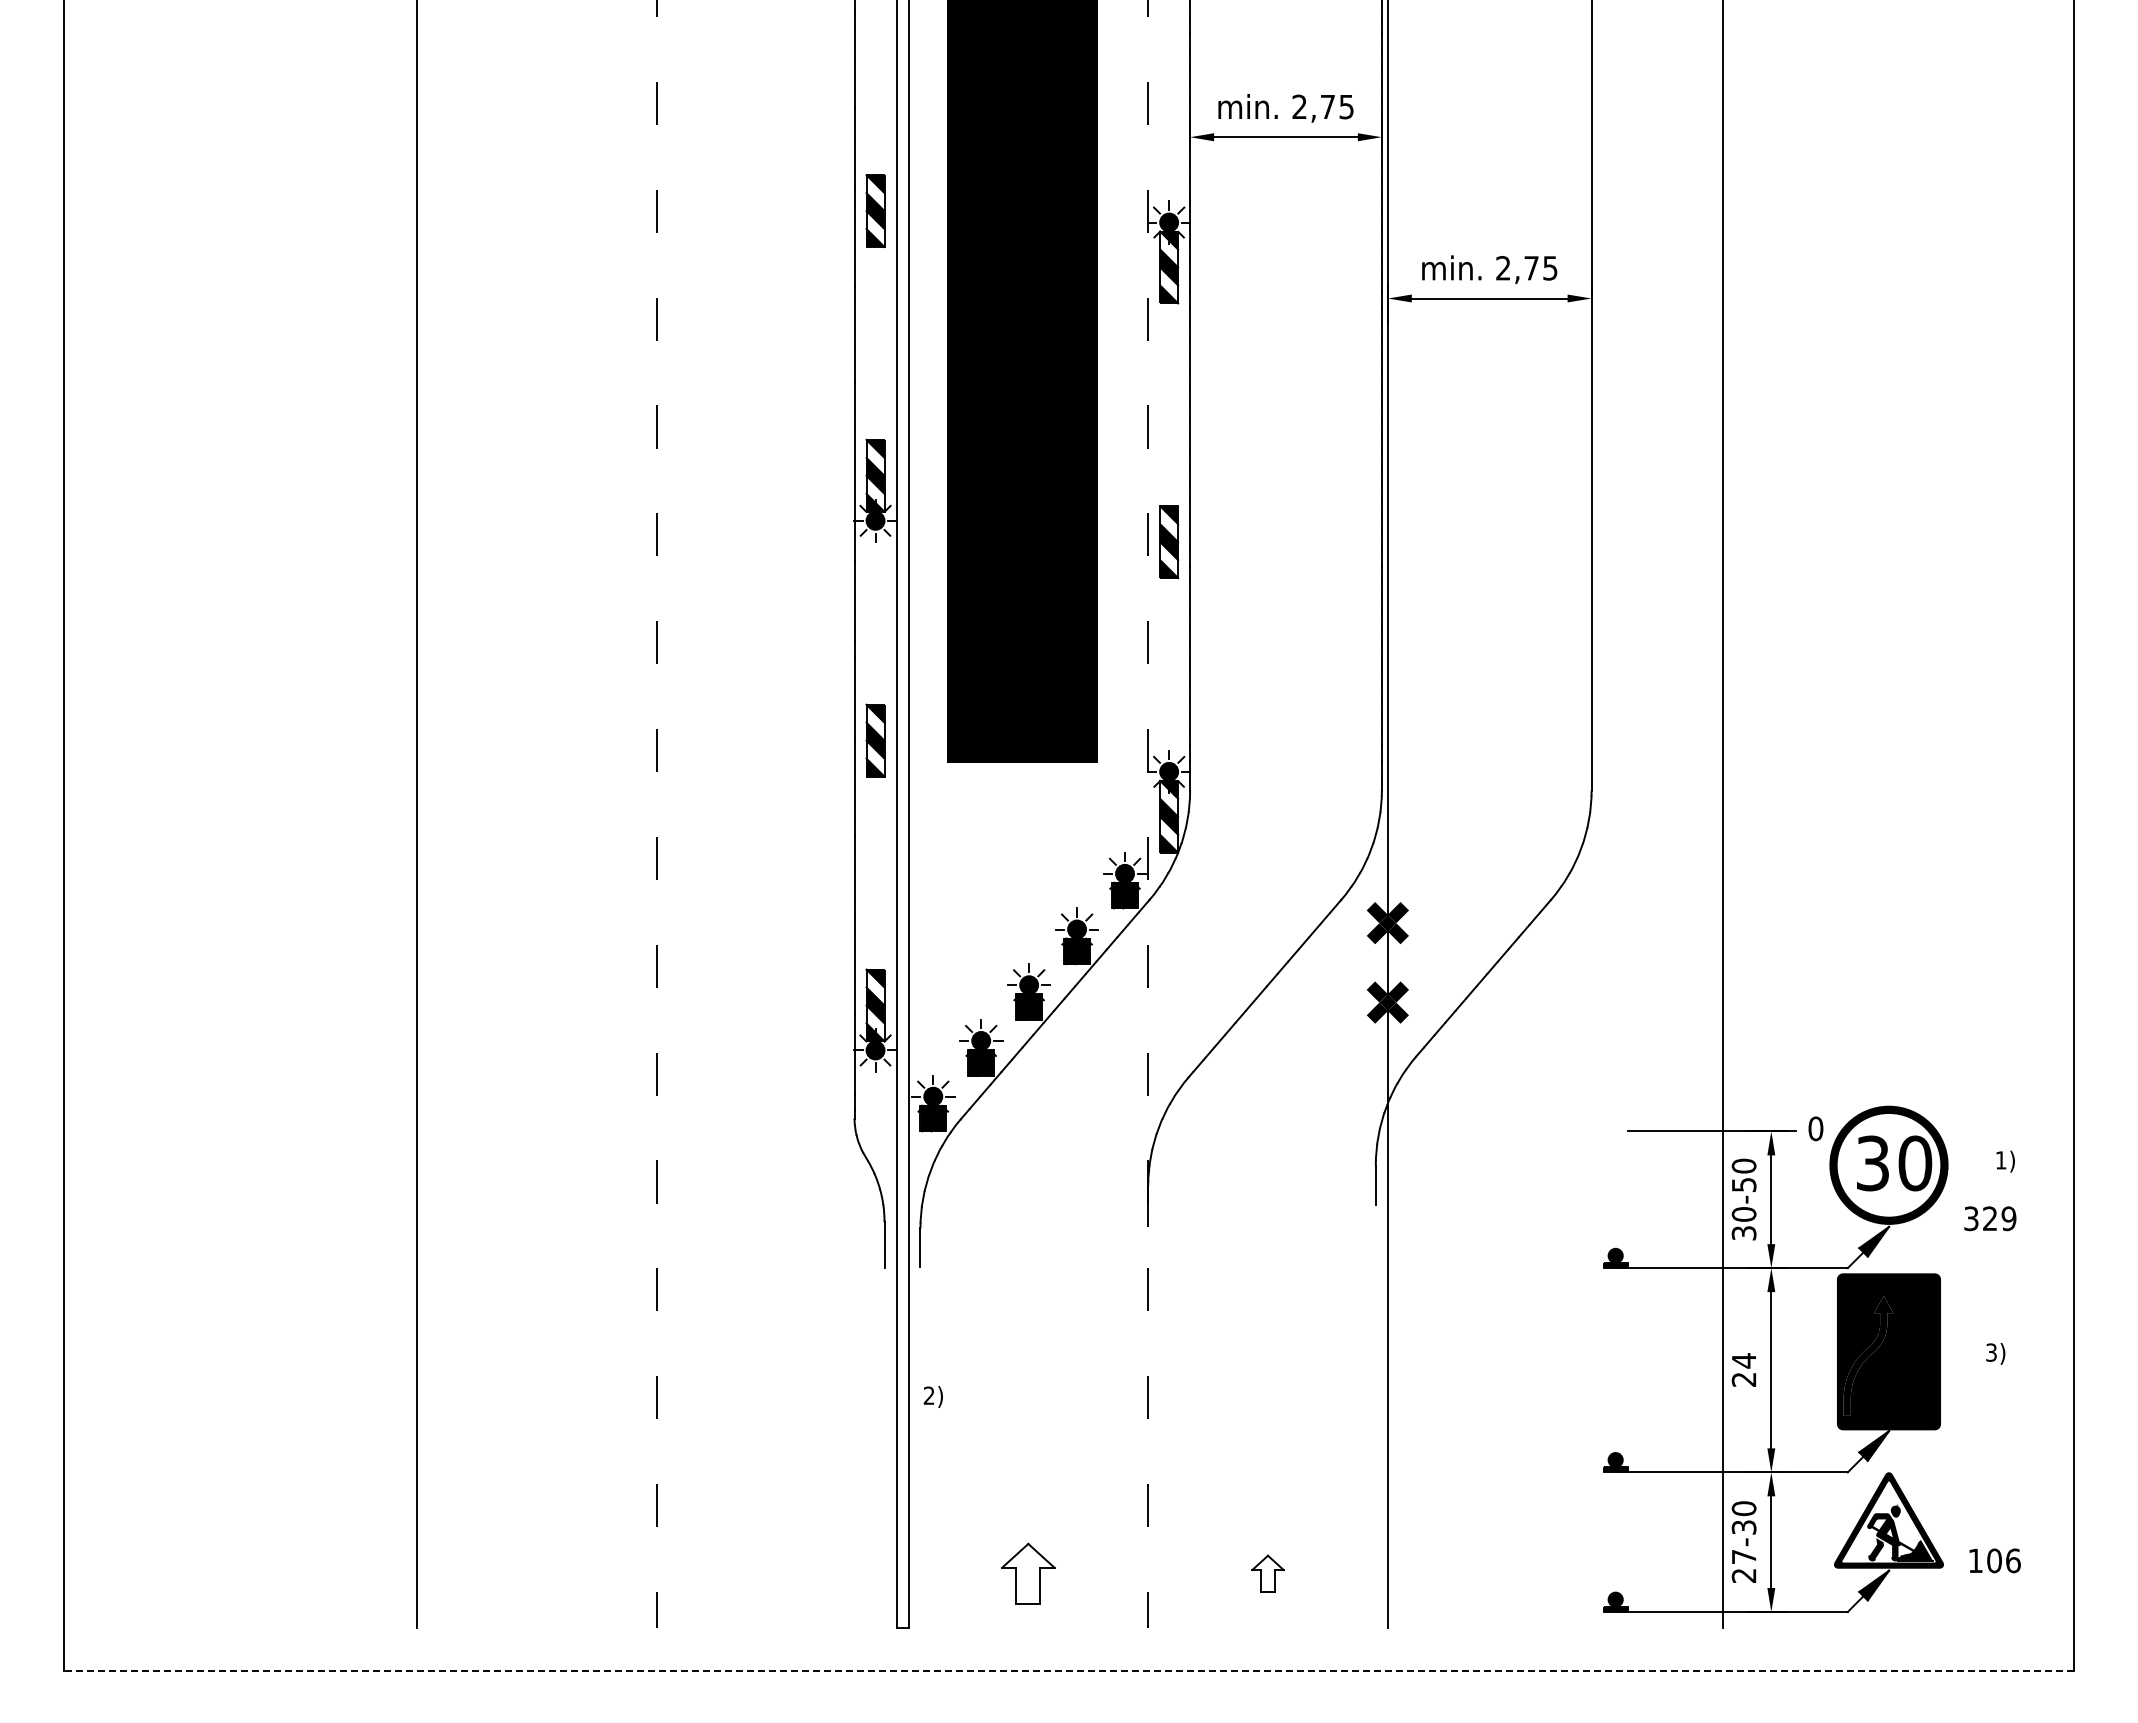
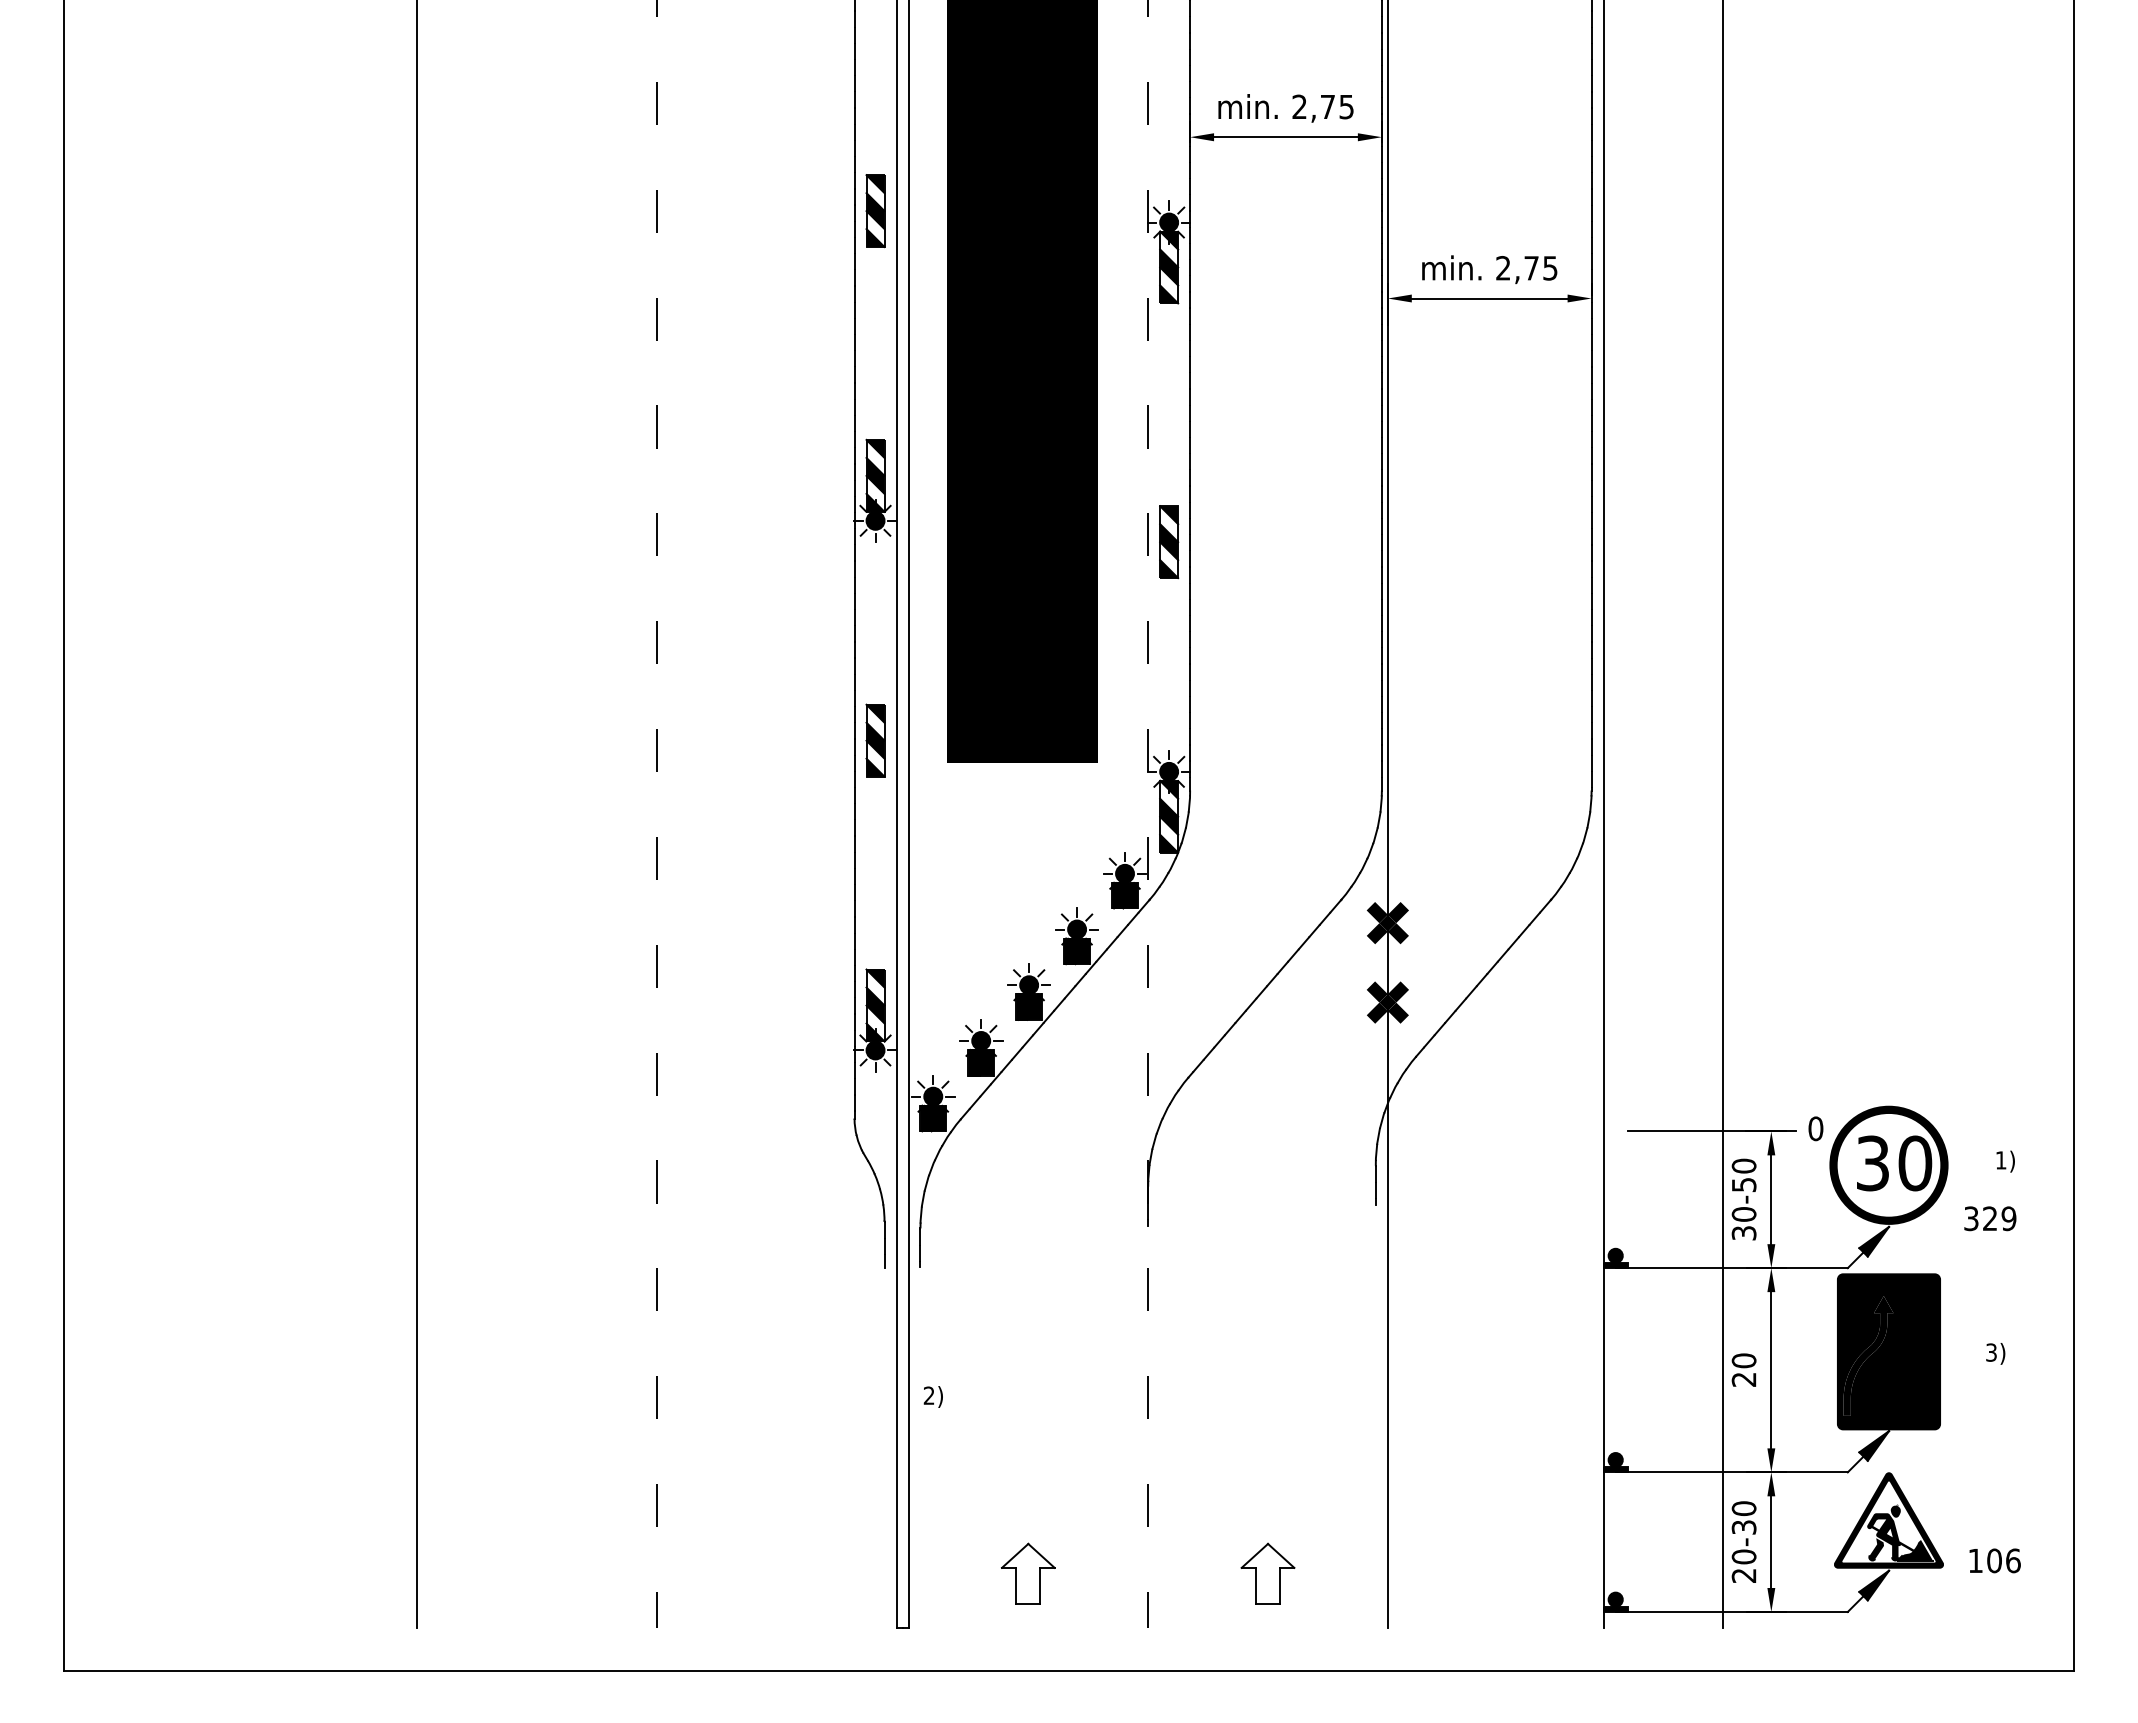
line: none -> present (1603, 814)
text: 24 -> 20 (1743, 1360)
text: 27-30 -> 20-30 (1743, 1556)
part size: 34x39 px -> 56x63 px (1267, 1573)
line: dashed -> solid (1069, 1671)
